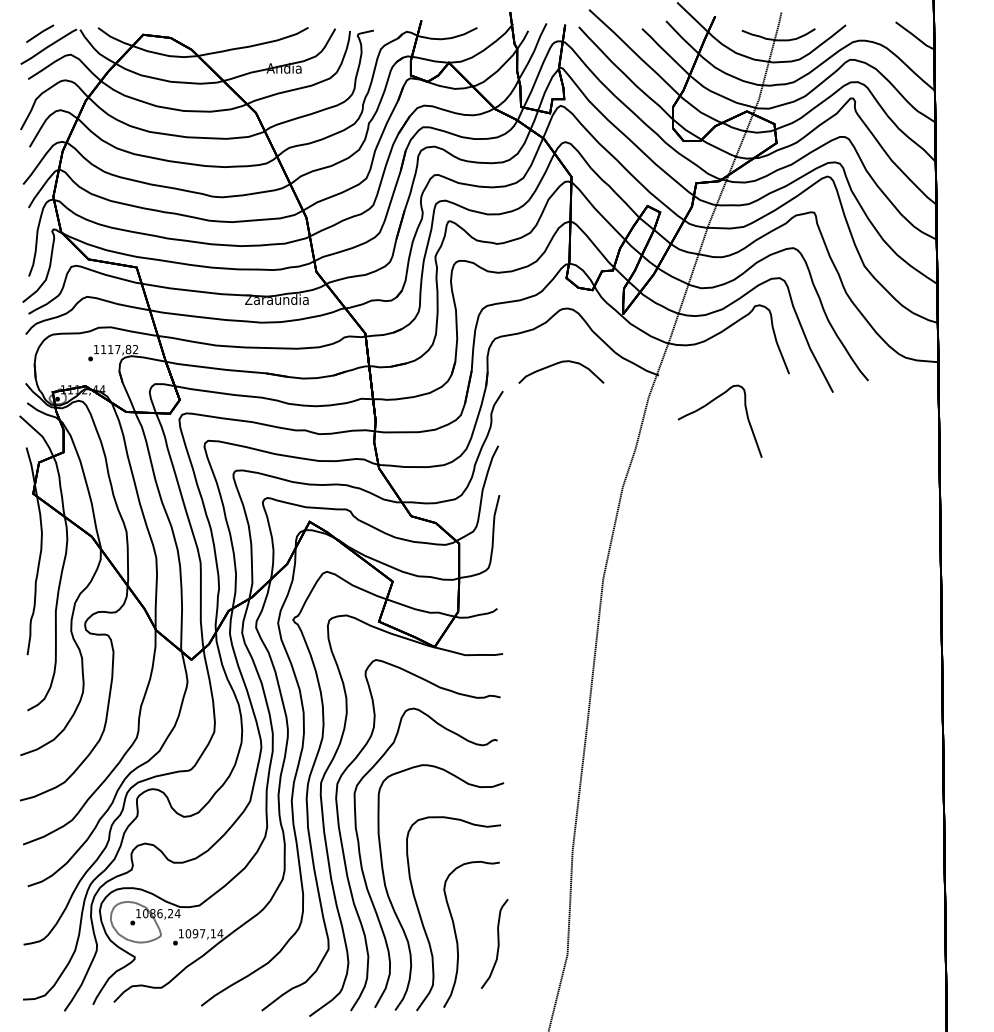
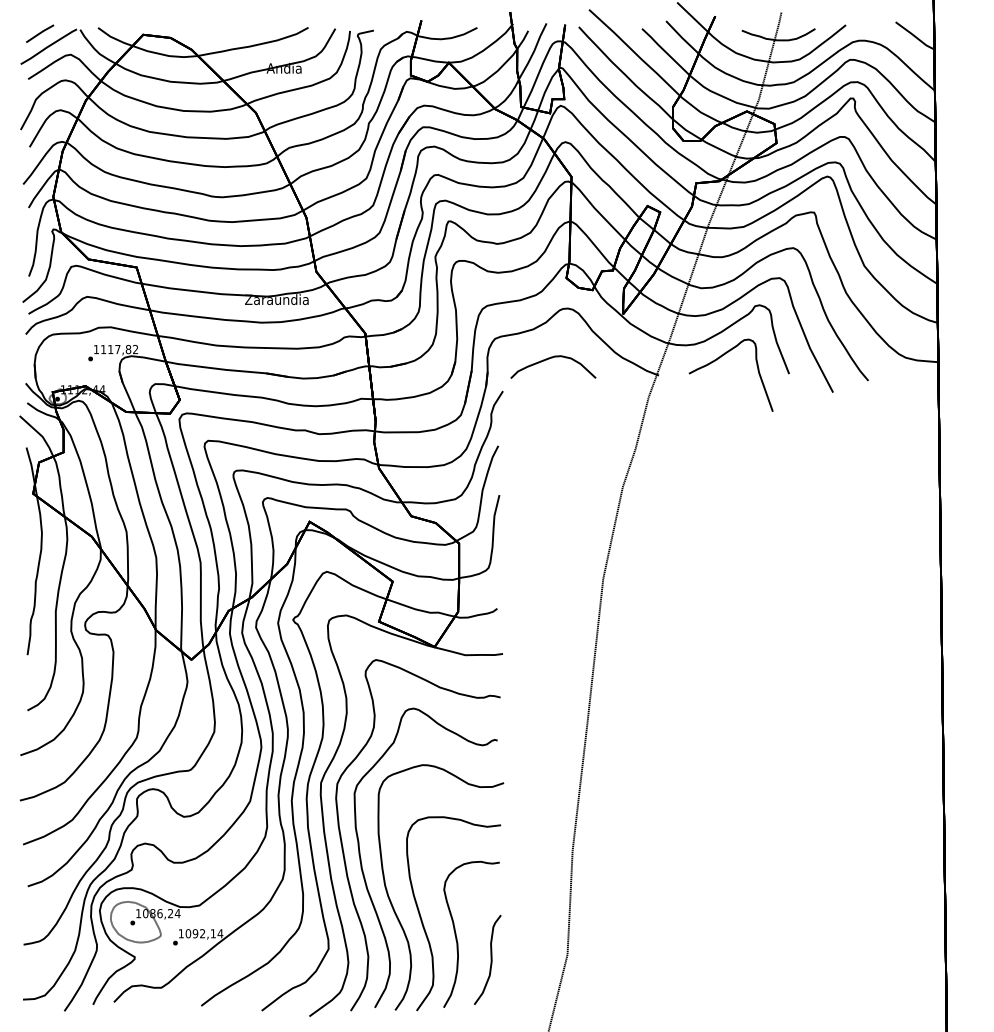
curve position: (560, 363) -> (552, 358) (552, 358)
curve position: (707, 405) -> (718, 359) (718, 359)
text: 1097,14 -> 1092,14 (202, 933)
part position: (494, 943) -> (487, 959) (487, 959)
